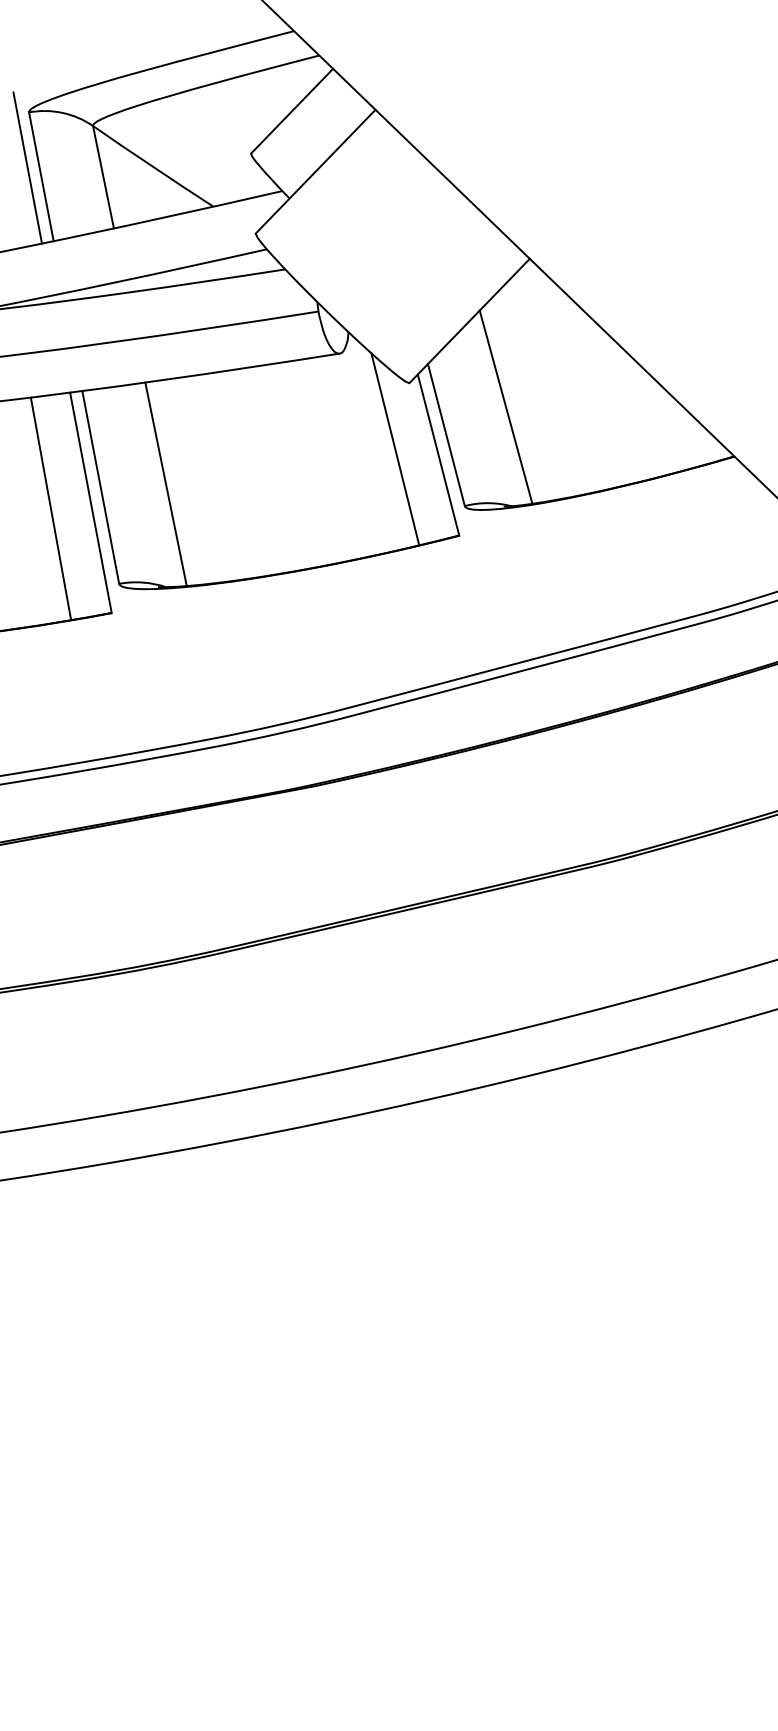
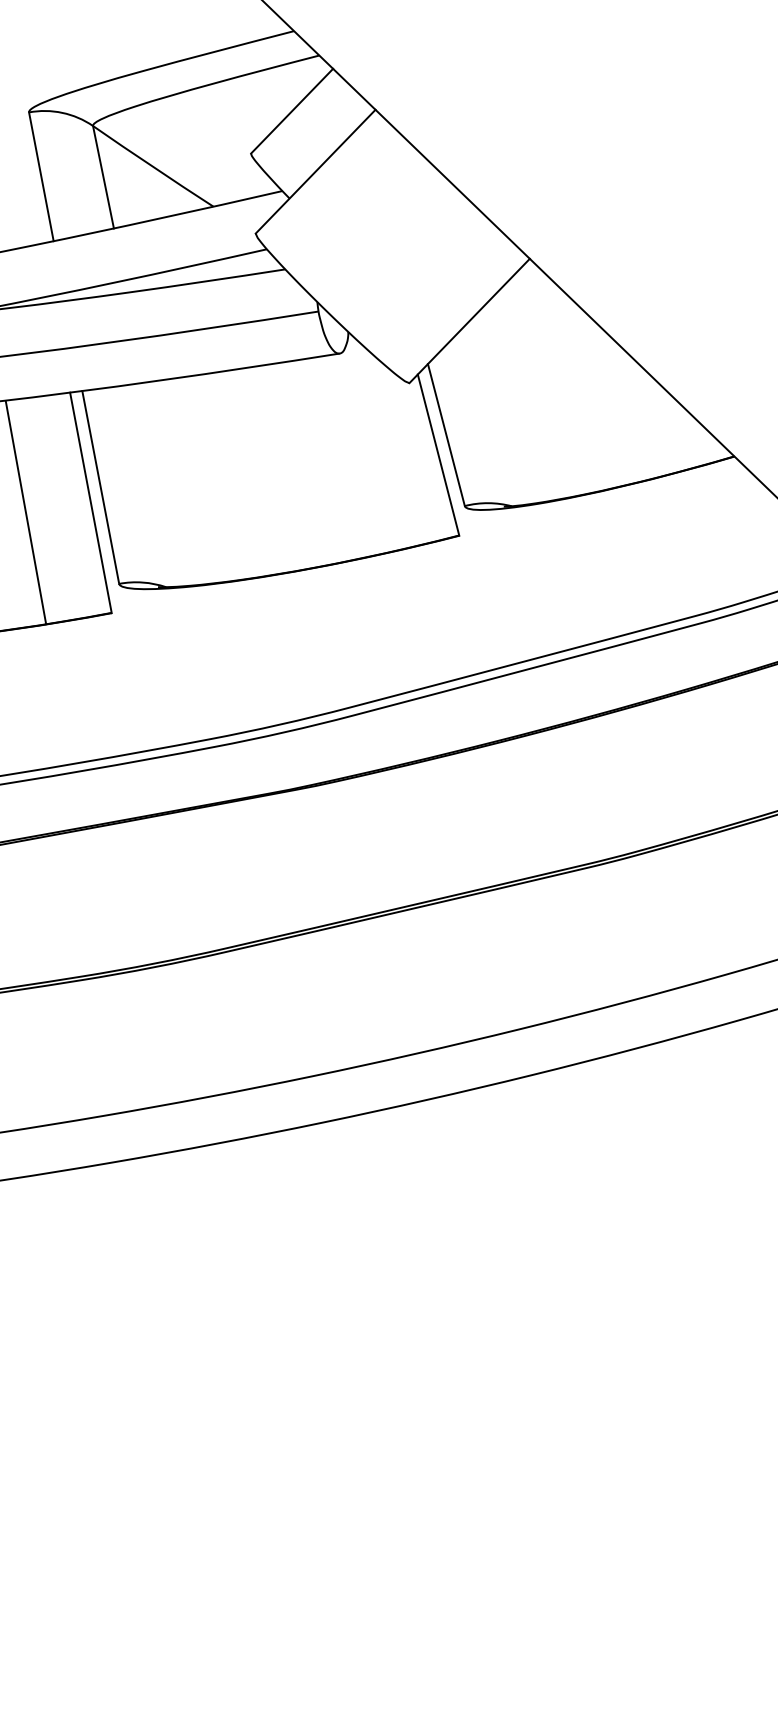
line: present -> none (27, 167)
line: present -> none (505, 406)
line: present -> none (395, 449)
line: present -> none (165, 484)
line position: (50, 508) -> (25, 512) (25, 512)
